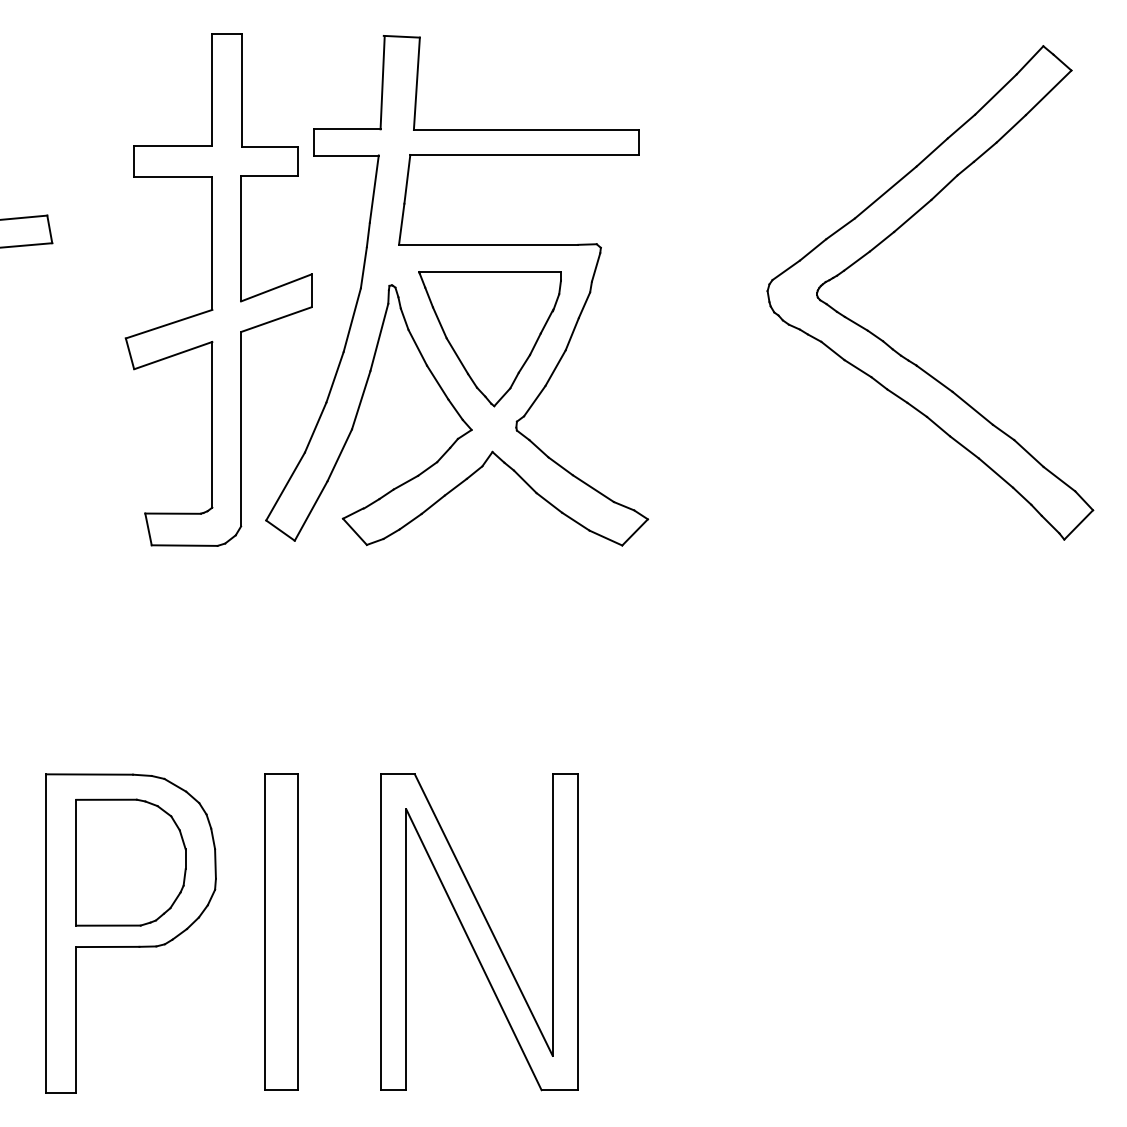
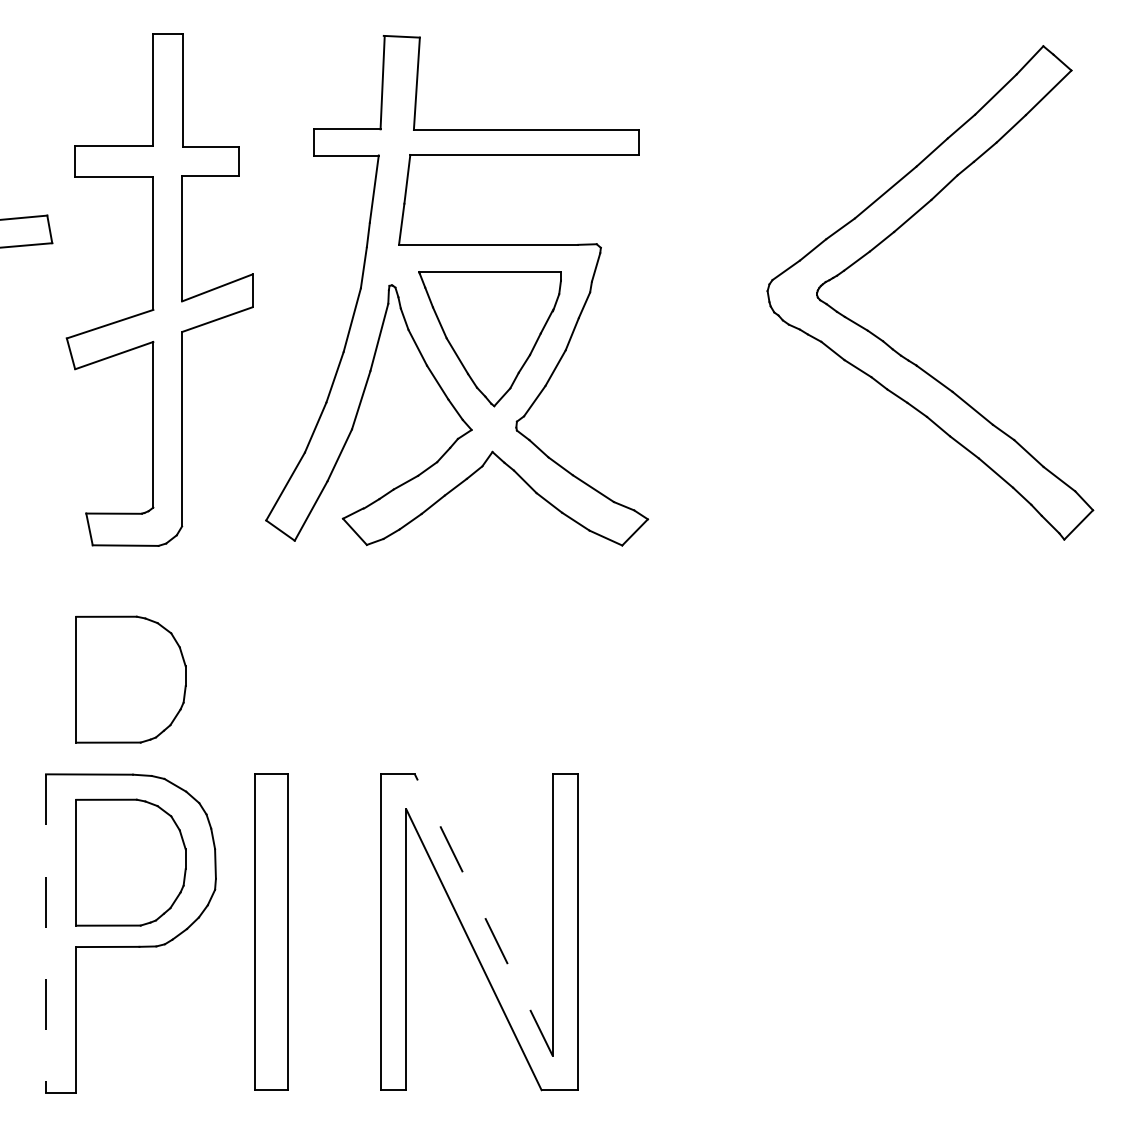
part position: (218, 289) -> (159, 289) (159, 289)
part: none -> present (130, 679)
line: solid -> dashed (483, 915)
part position: (281, 931) -> (271, 931) (271, 931)
line: solid -> dashed (45, 934)
